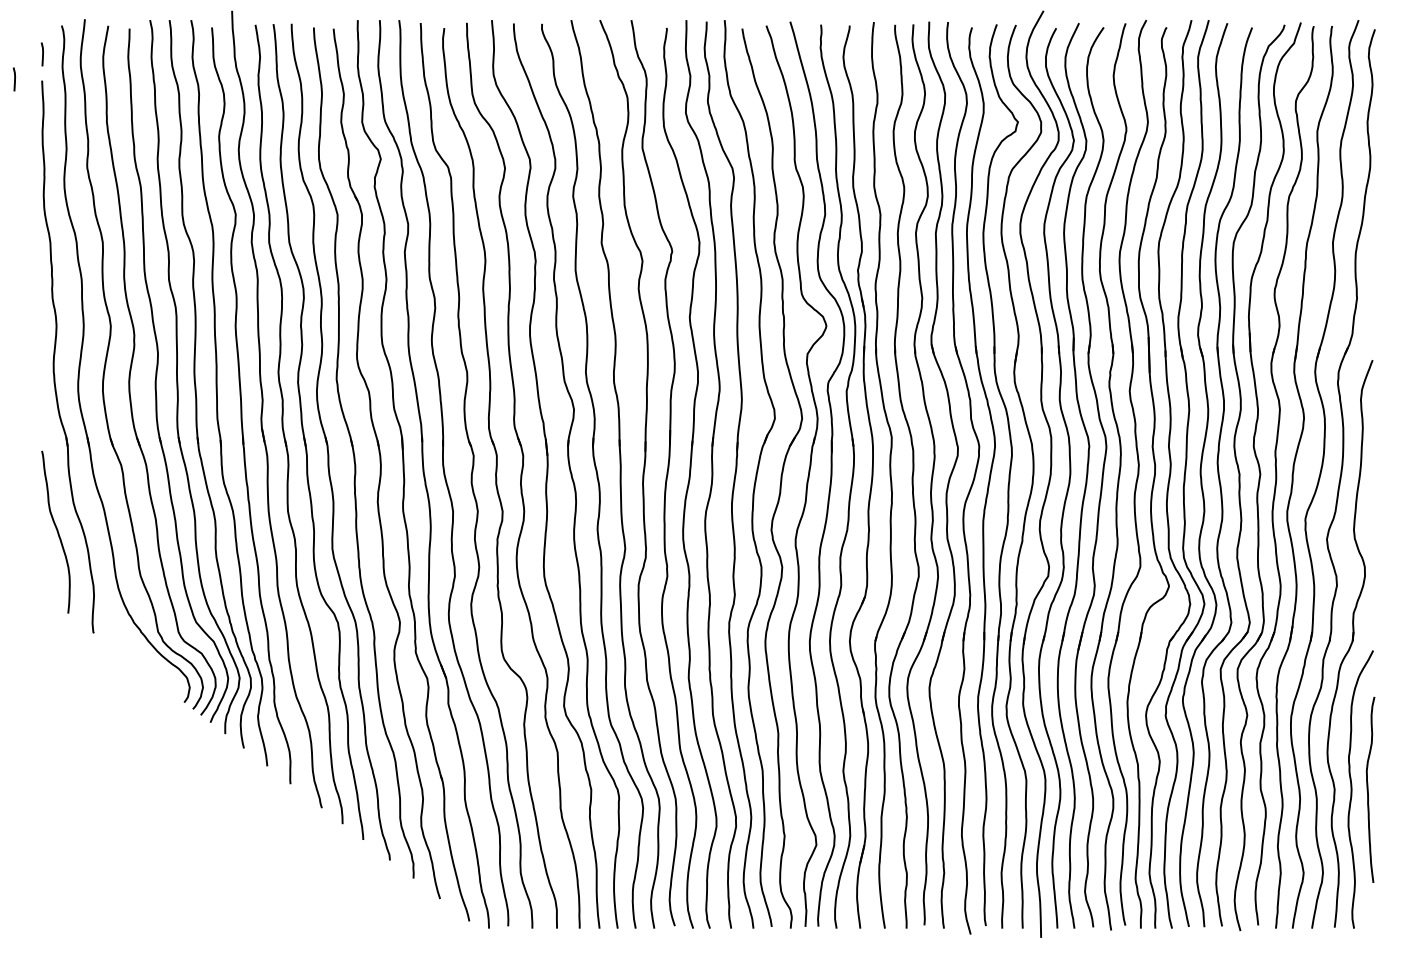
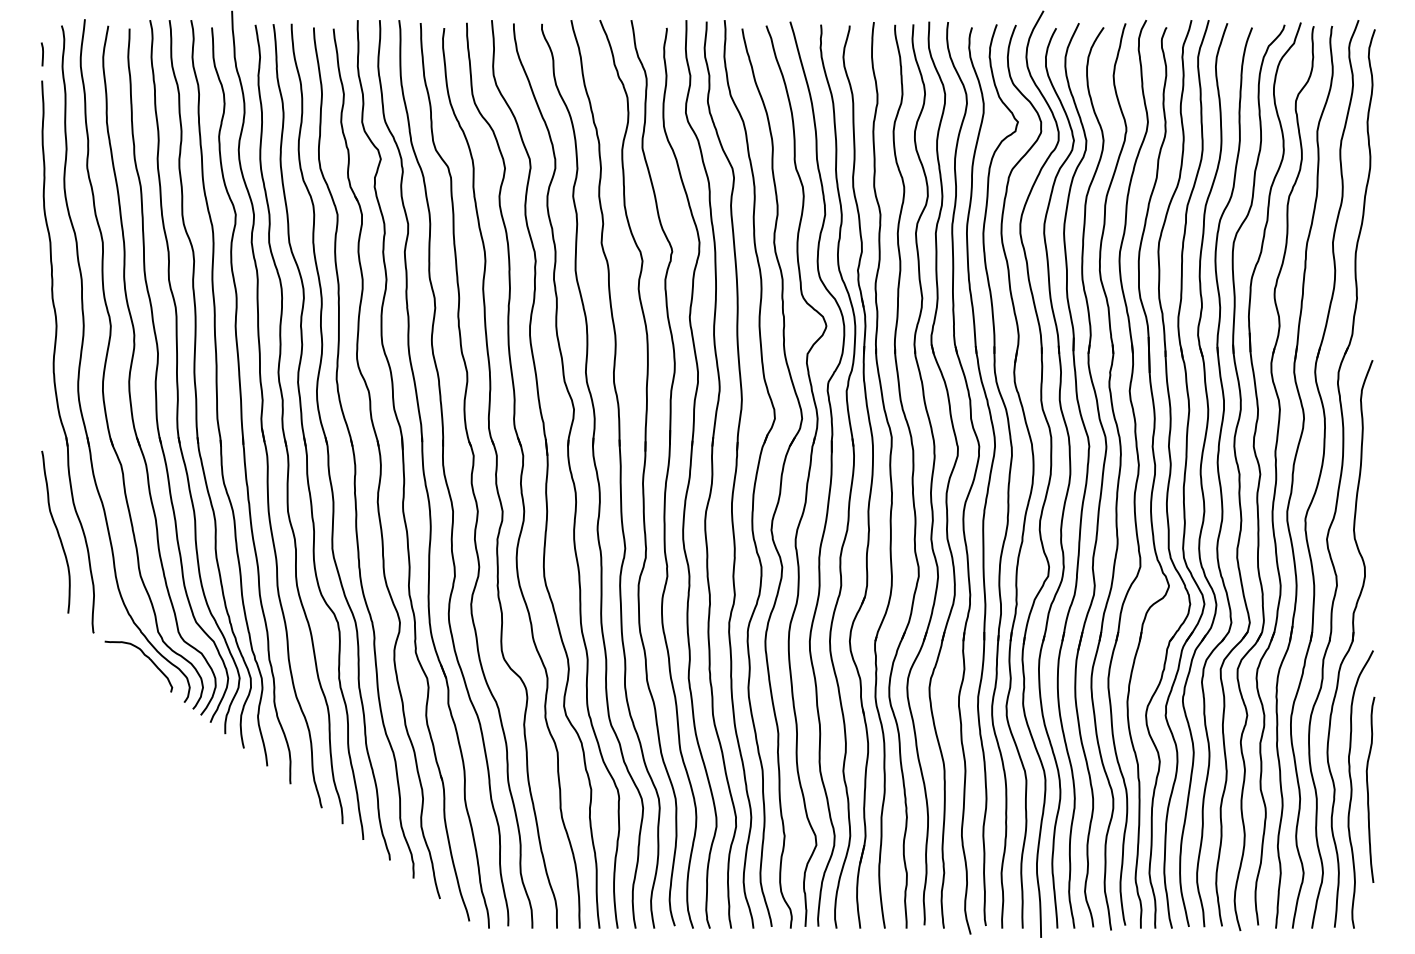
line: present -> none (14, 79)
curve: none -> present (146, 657)
